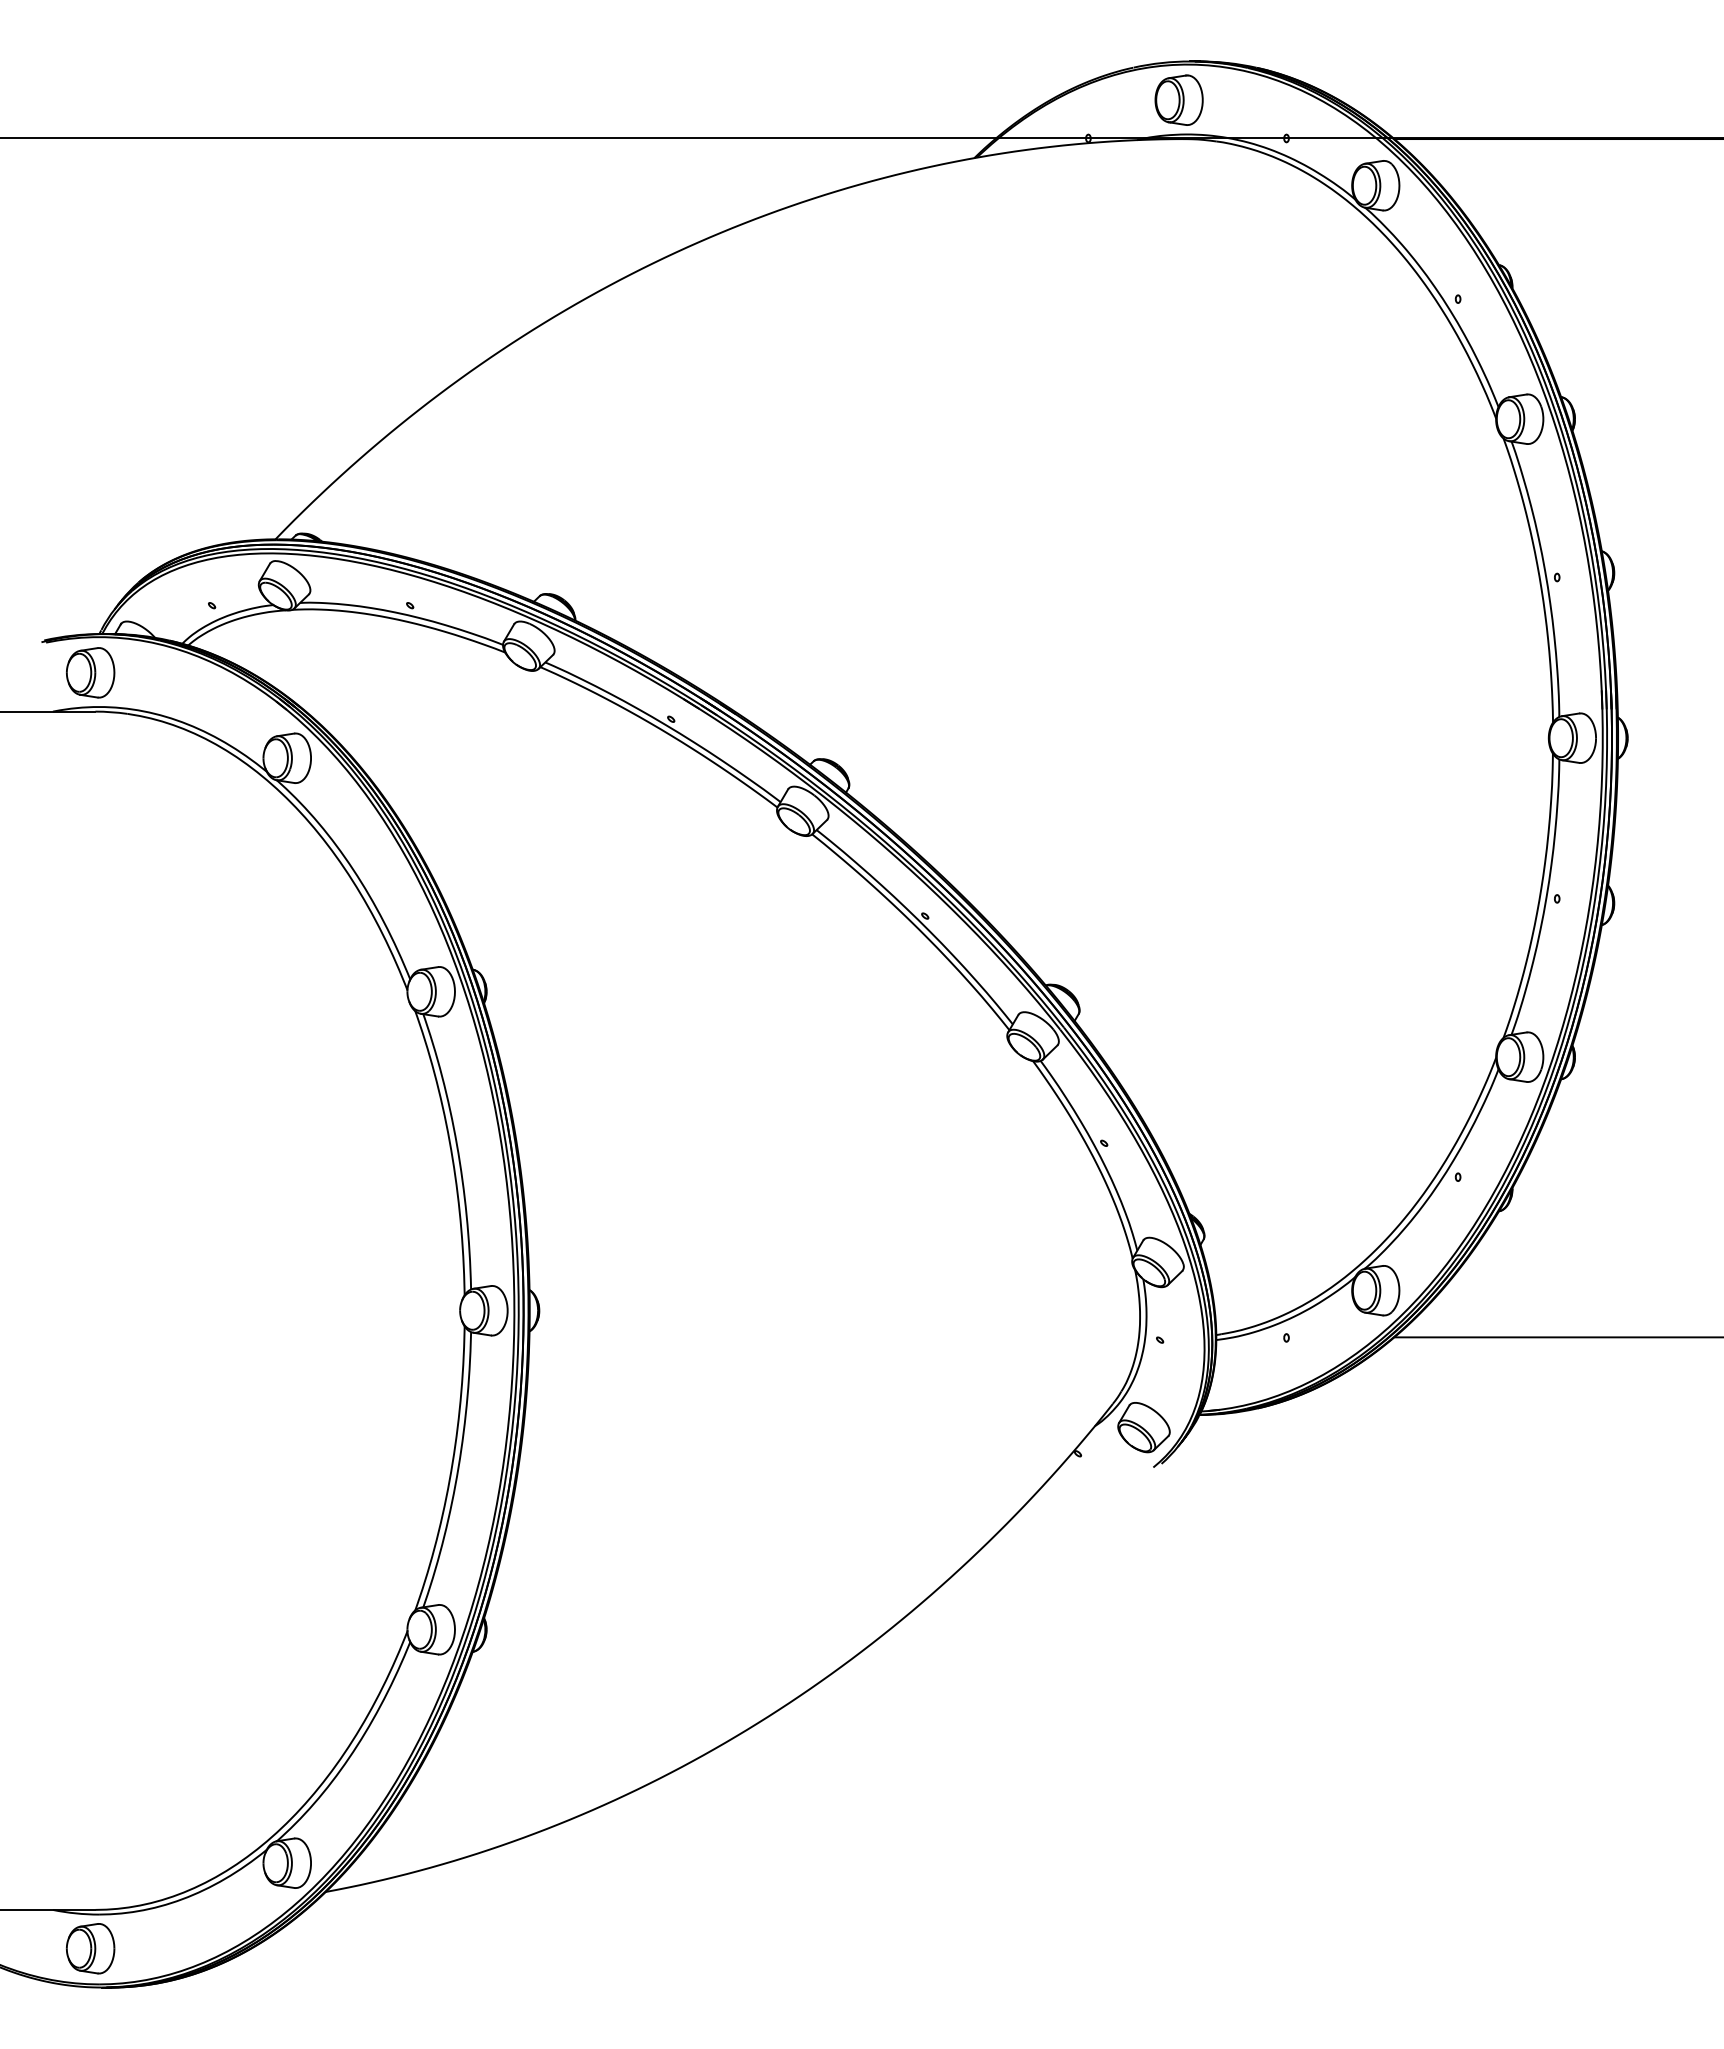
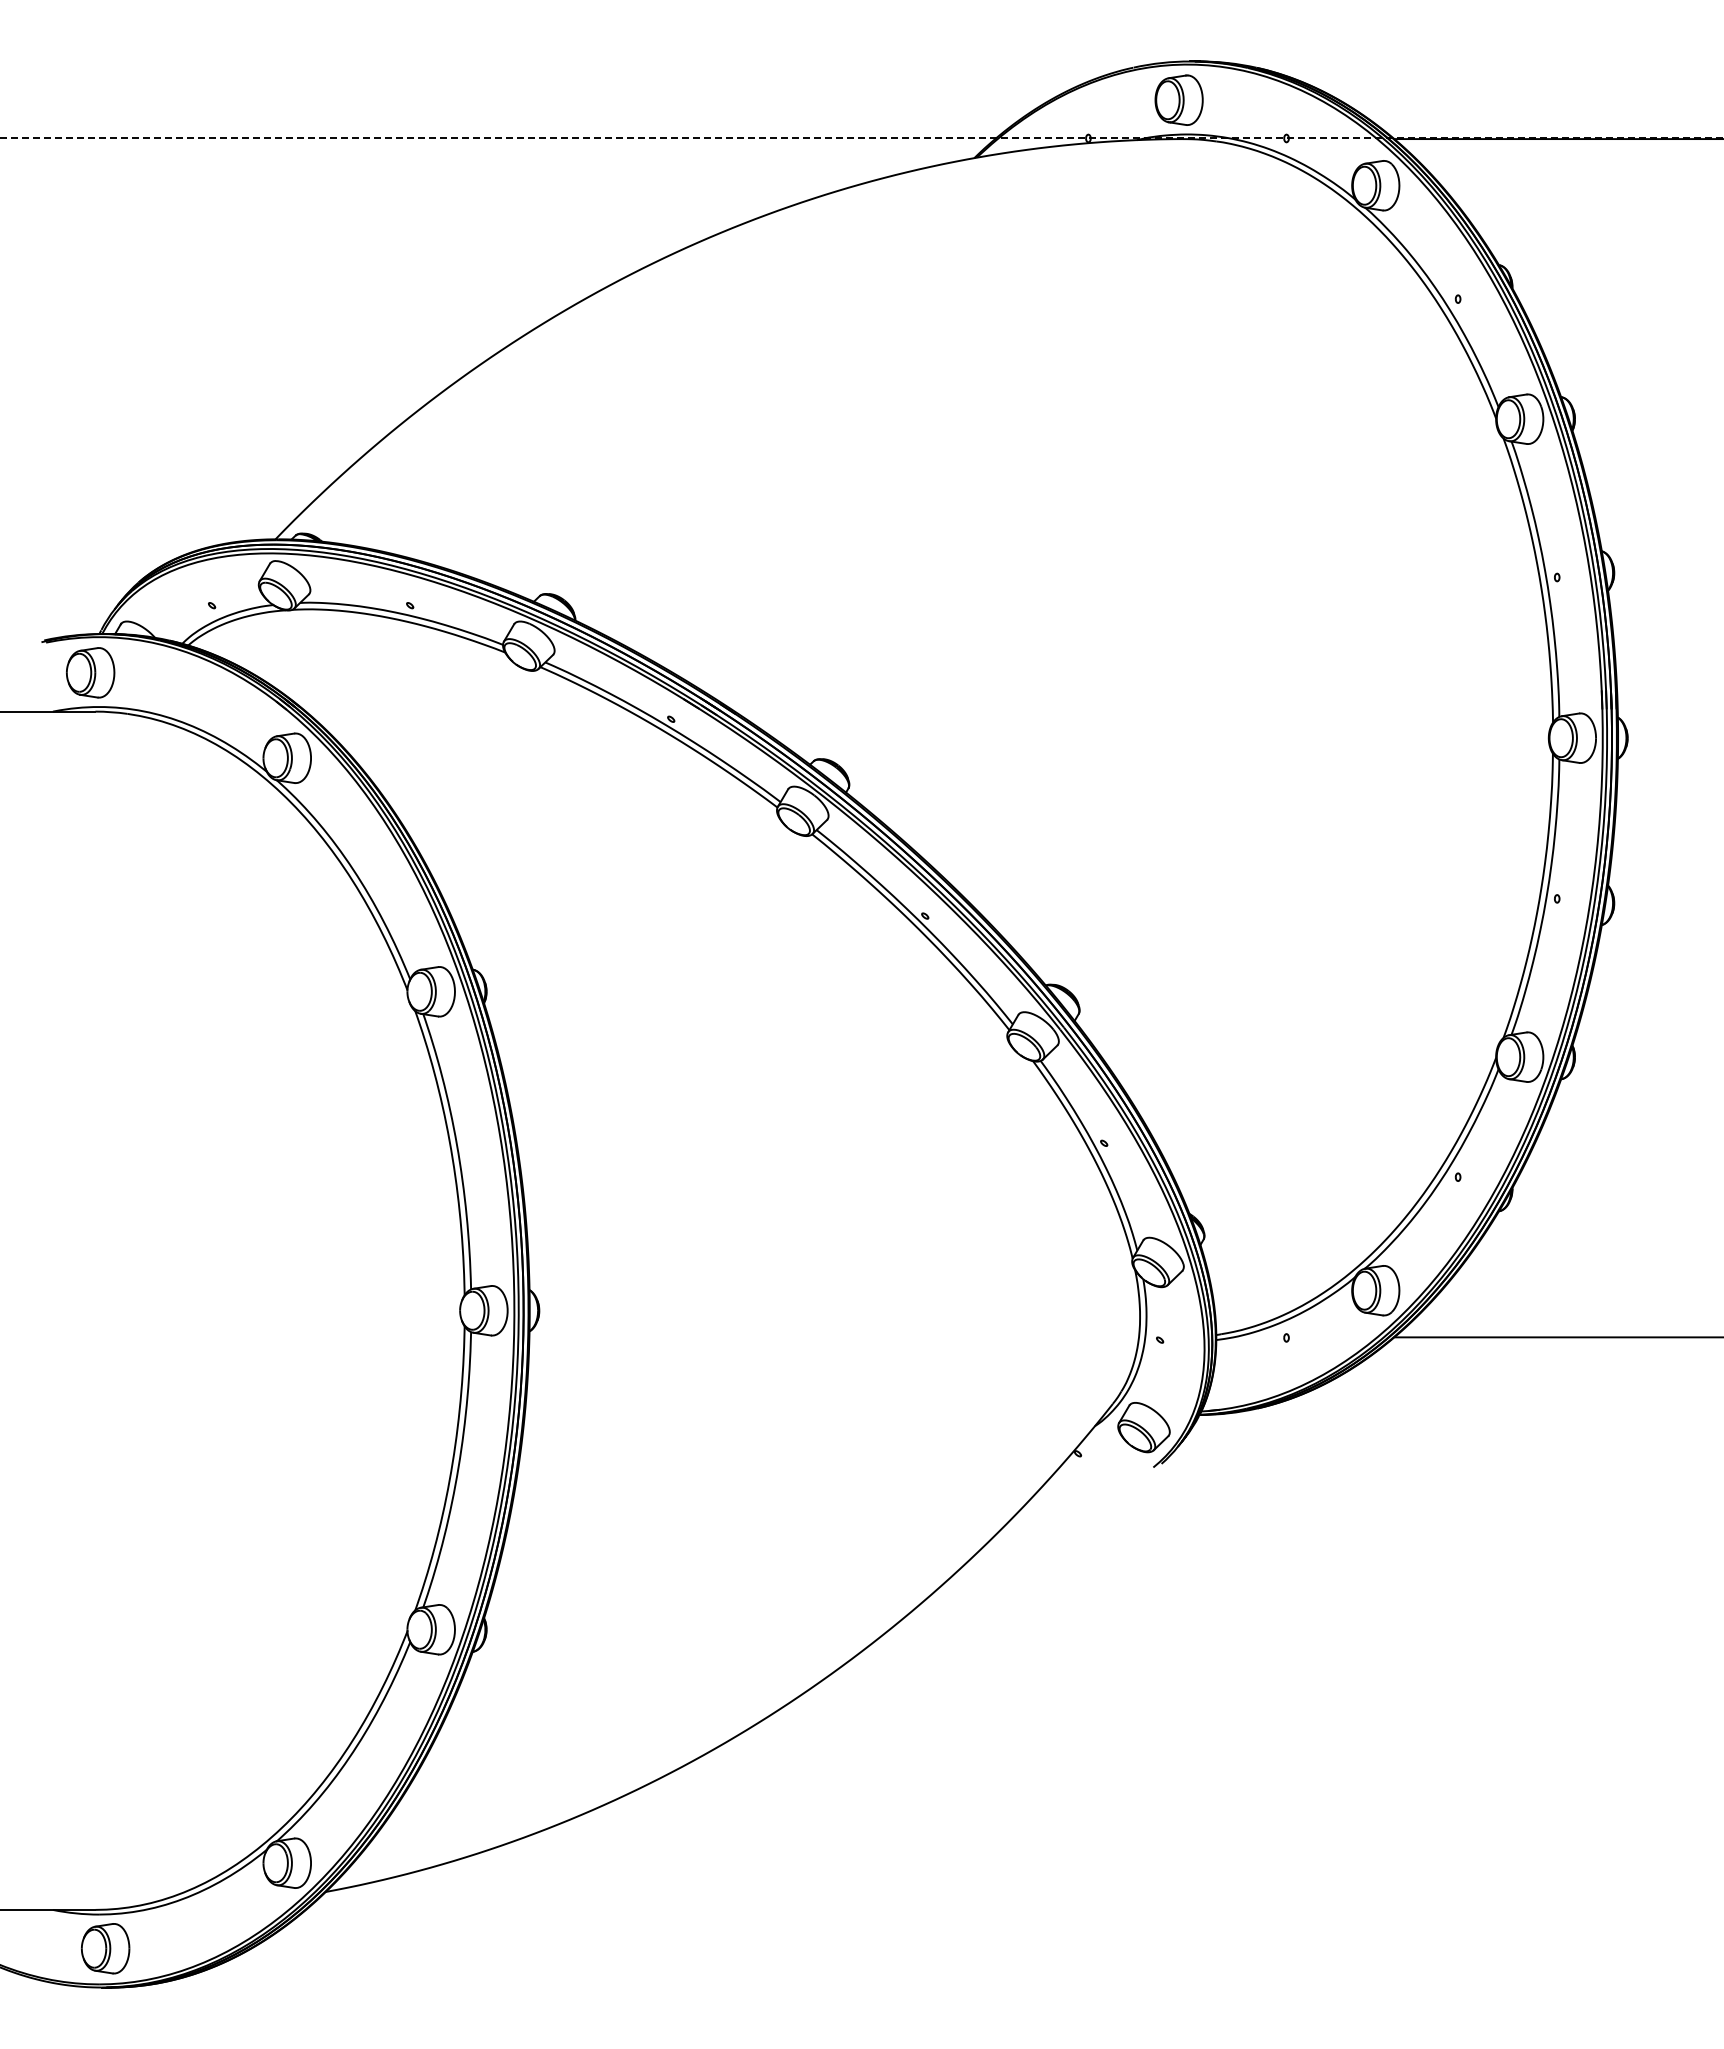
line: solid -> dashed (862, 137)
part position: (90, 1948) -> (105, 1948) (105, 1948)
